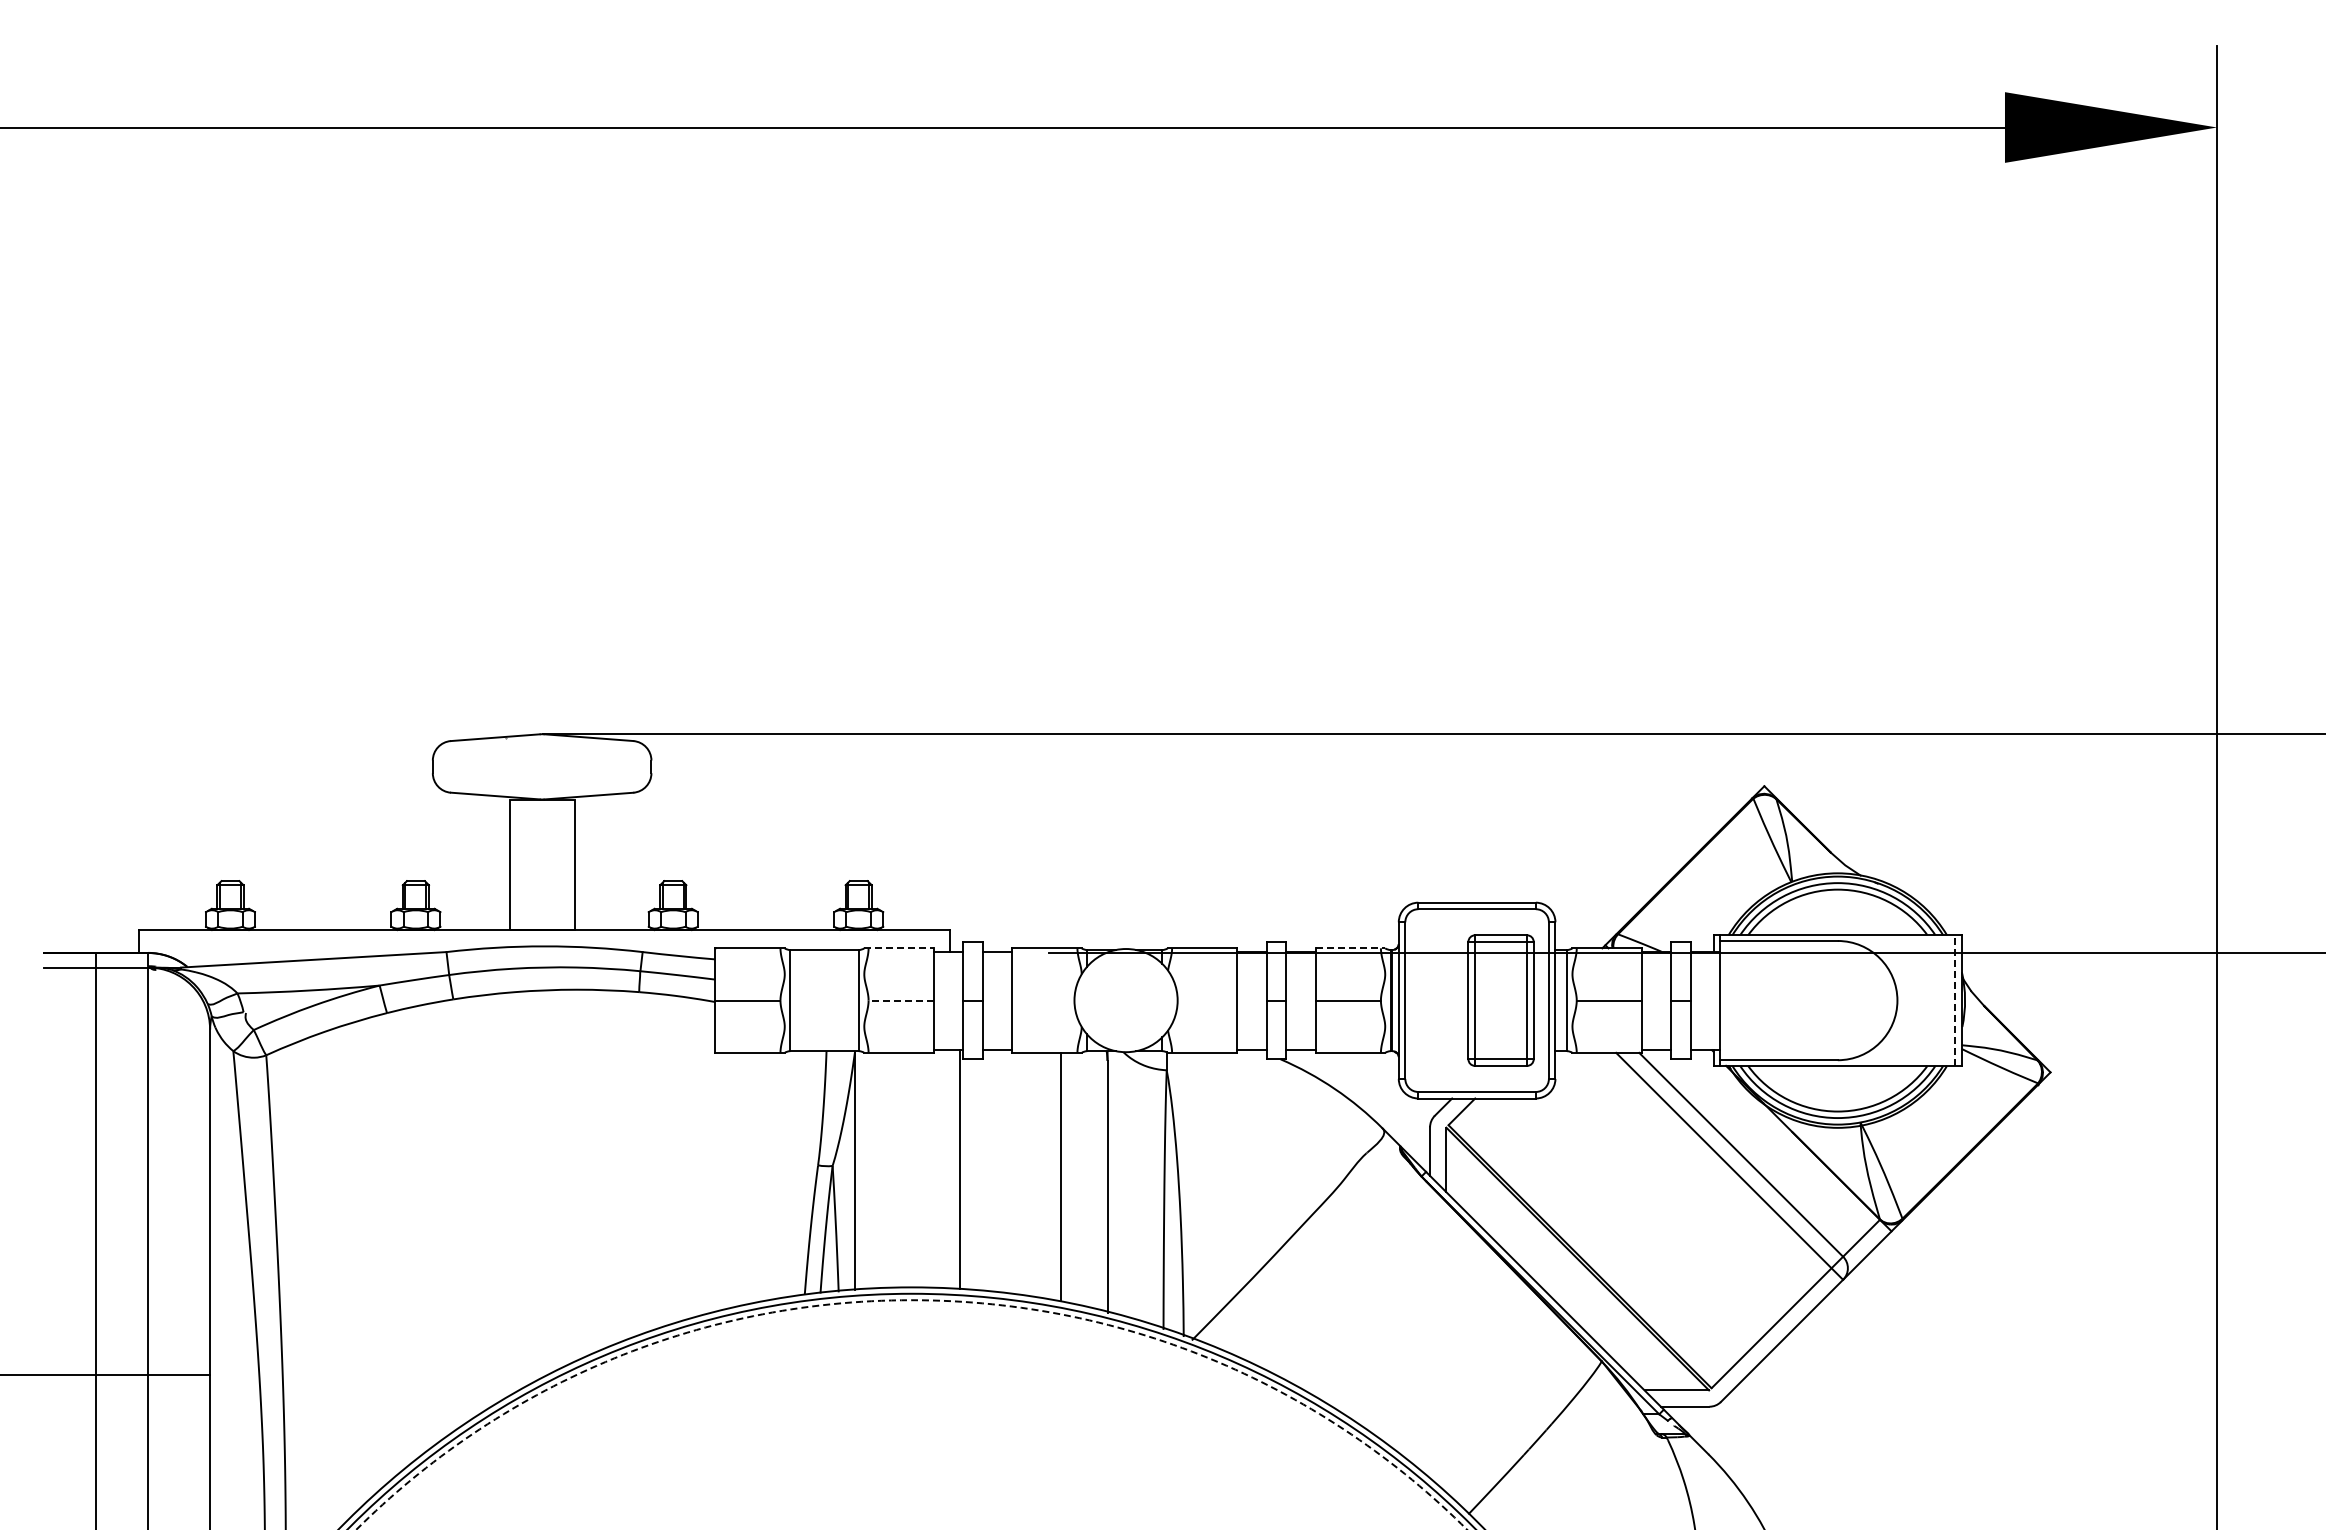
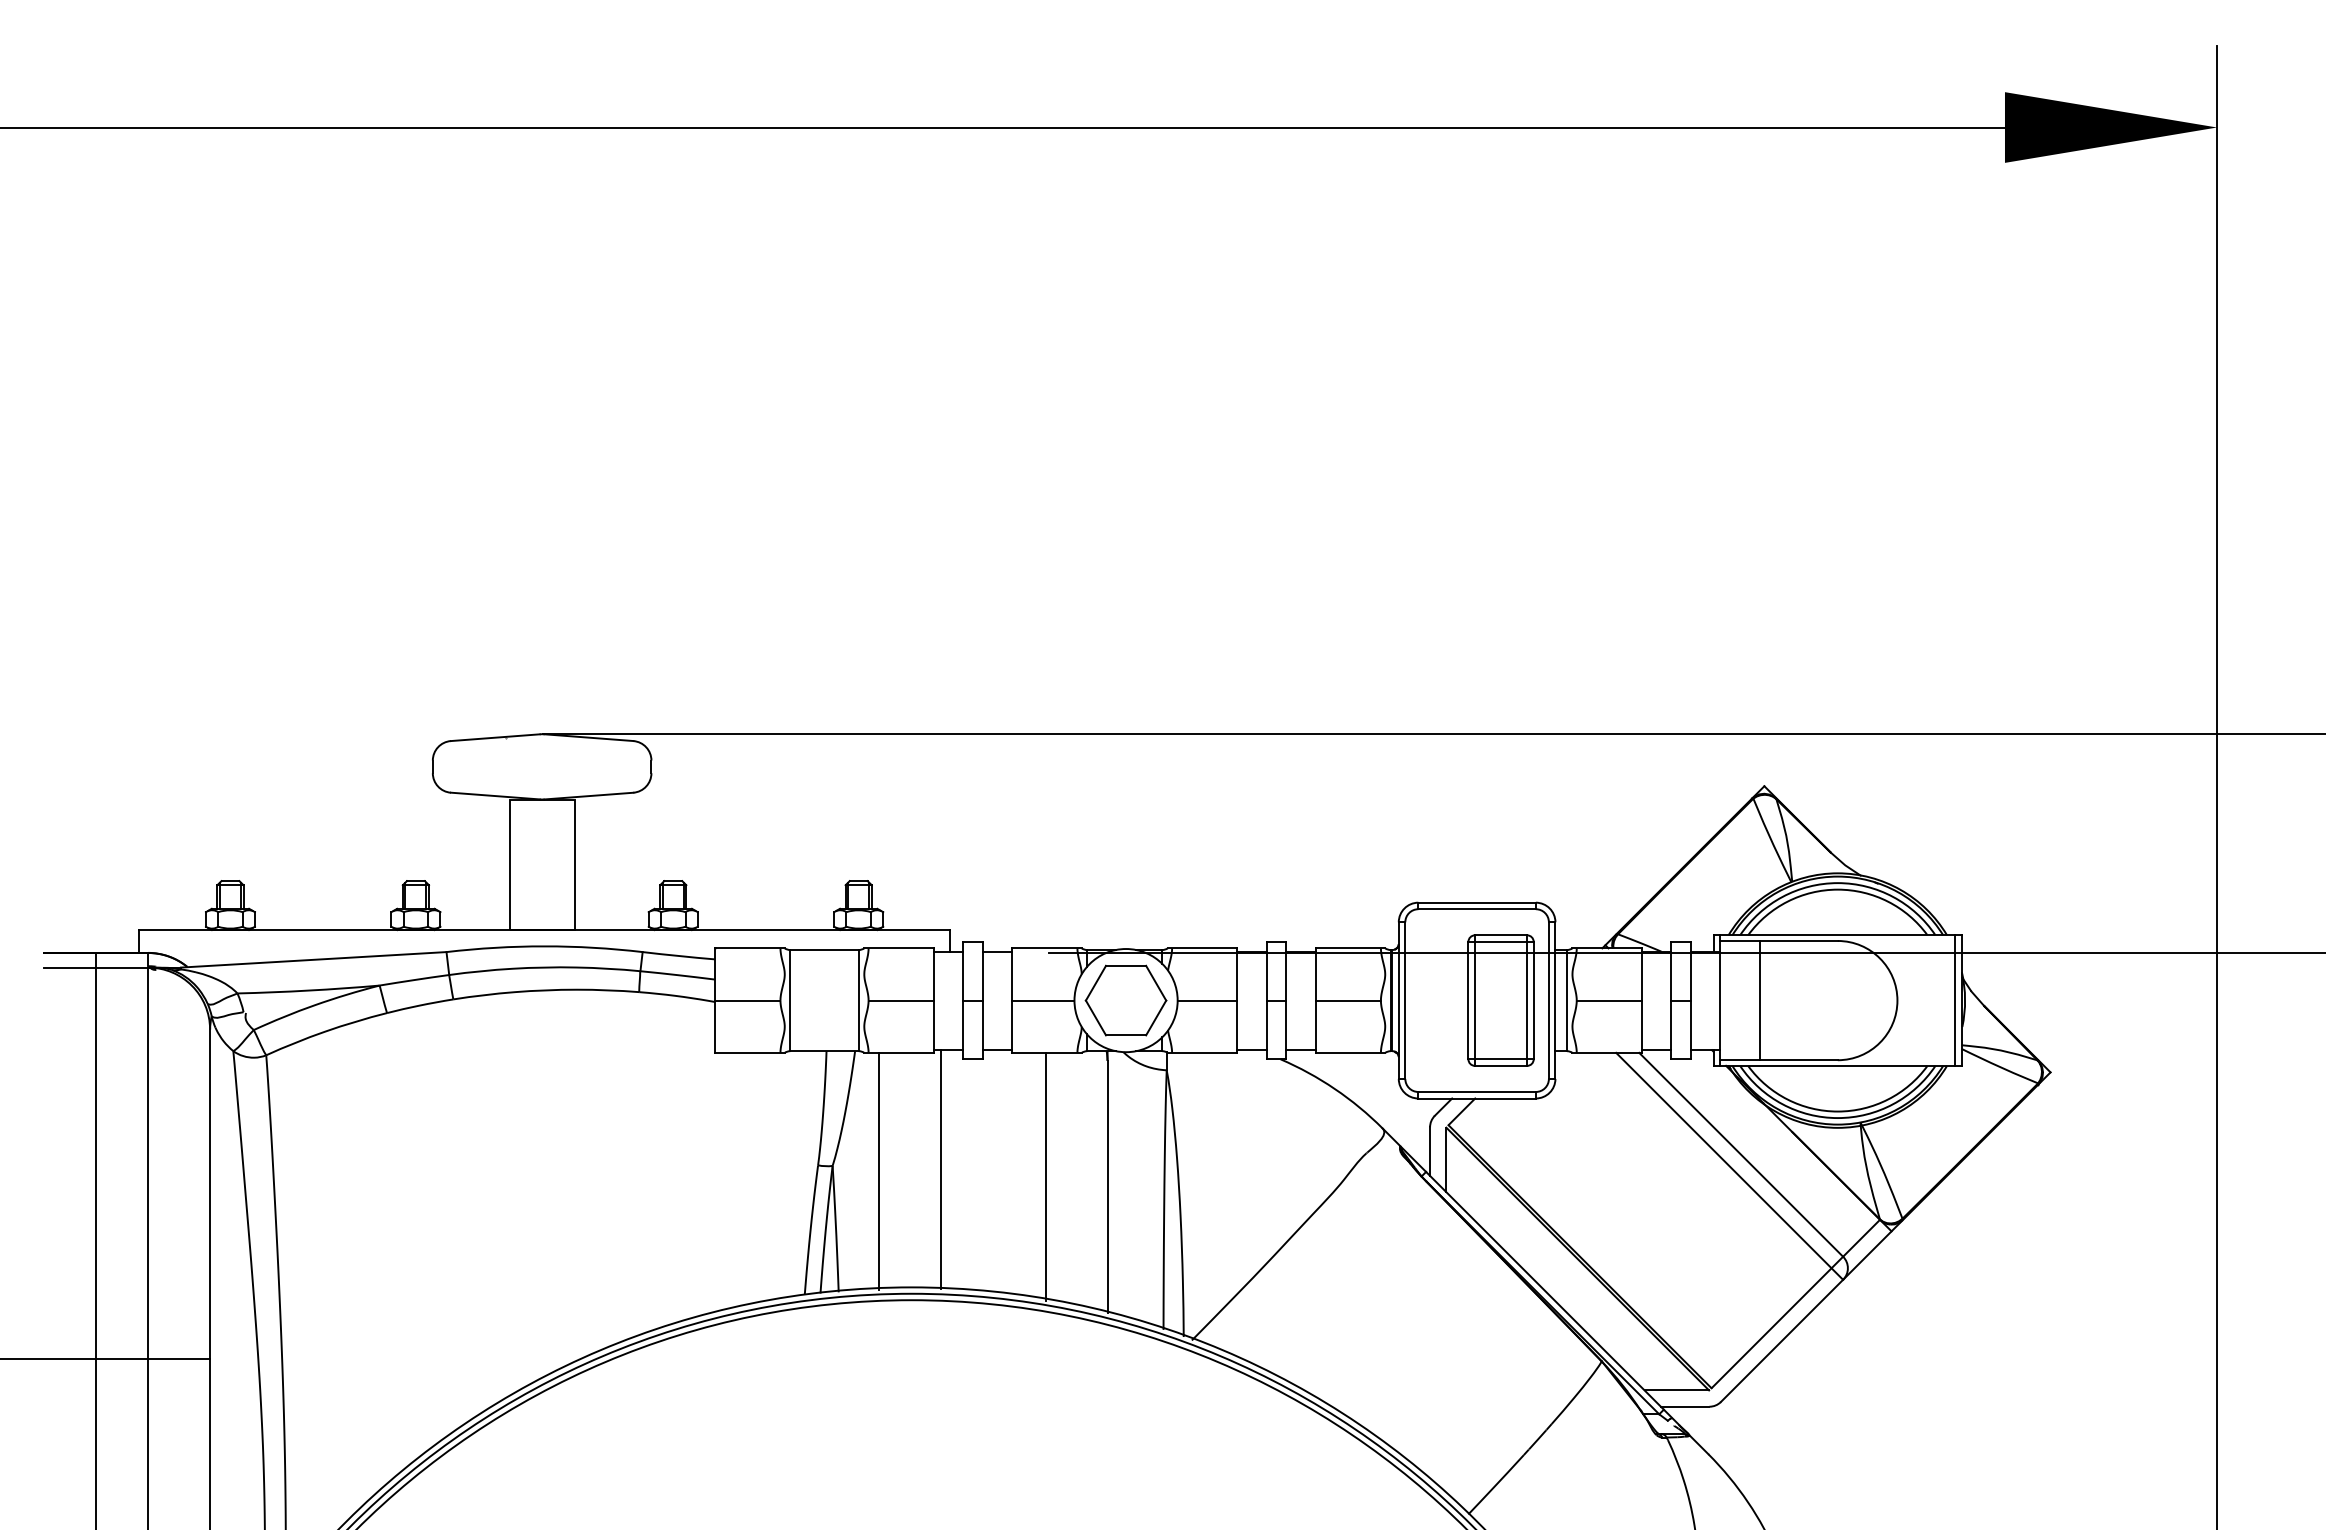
line: dashed -> solid (899, 948)
line: dashed -> solid (1350, 948)
line: dashed -> solid (901, 1000)
line: none -> present (1043, 1000)
part: none -> present (1125, 1000)
line: none -> present (1207, 1000)
line: none -> present (1759, 1000)
line: dashed -> solid (1955, 1000)
line position: (960, 1169) -> (941, 1169) (941, 1169)
line position: (855, 1170) -> (879, 1170) (879, 1170)
line position: (1060, 1176) -> (1045, 1176) (1045, 1176)
line position: (106, 1375) -> (106, 1359) (106, 1359)
circle: dashed -> solid (911, 1414)
